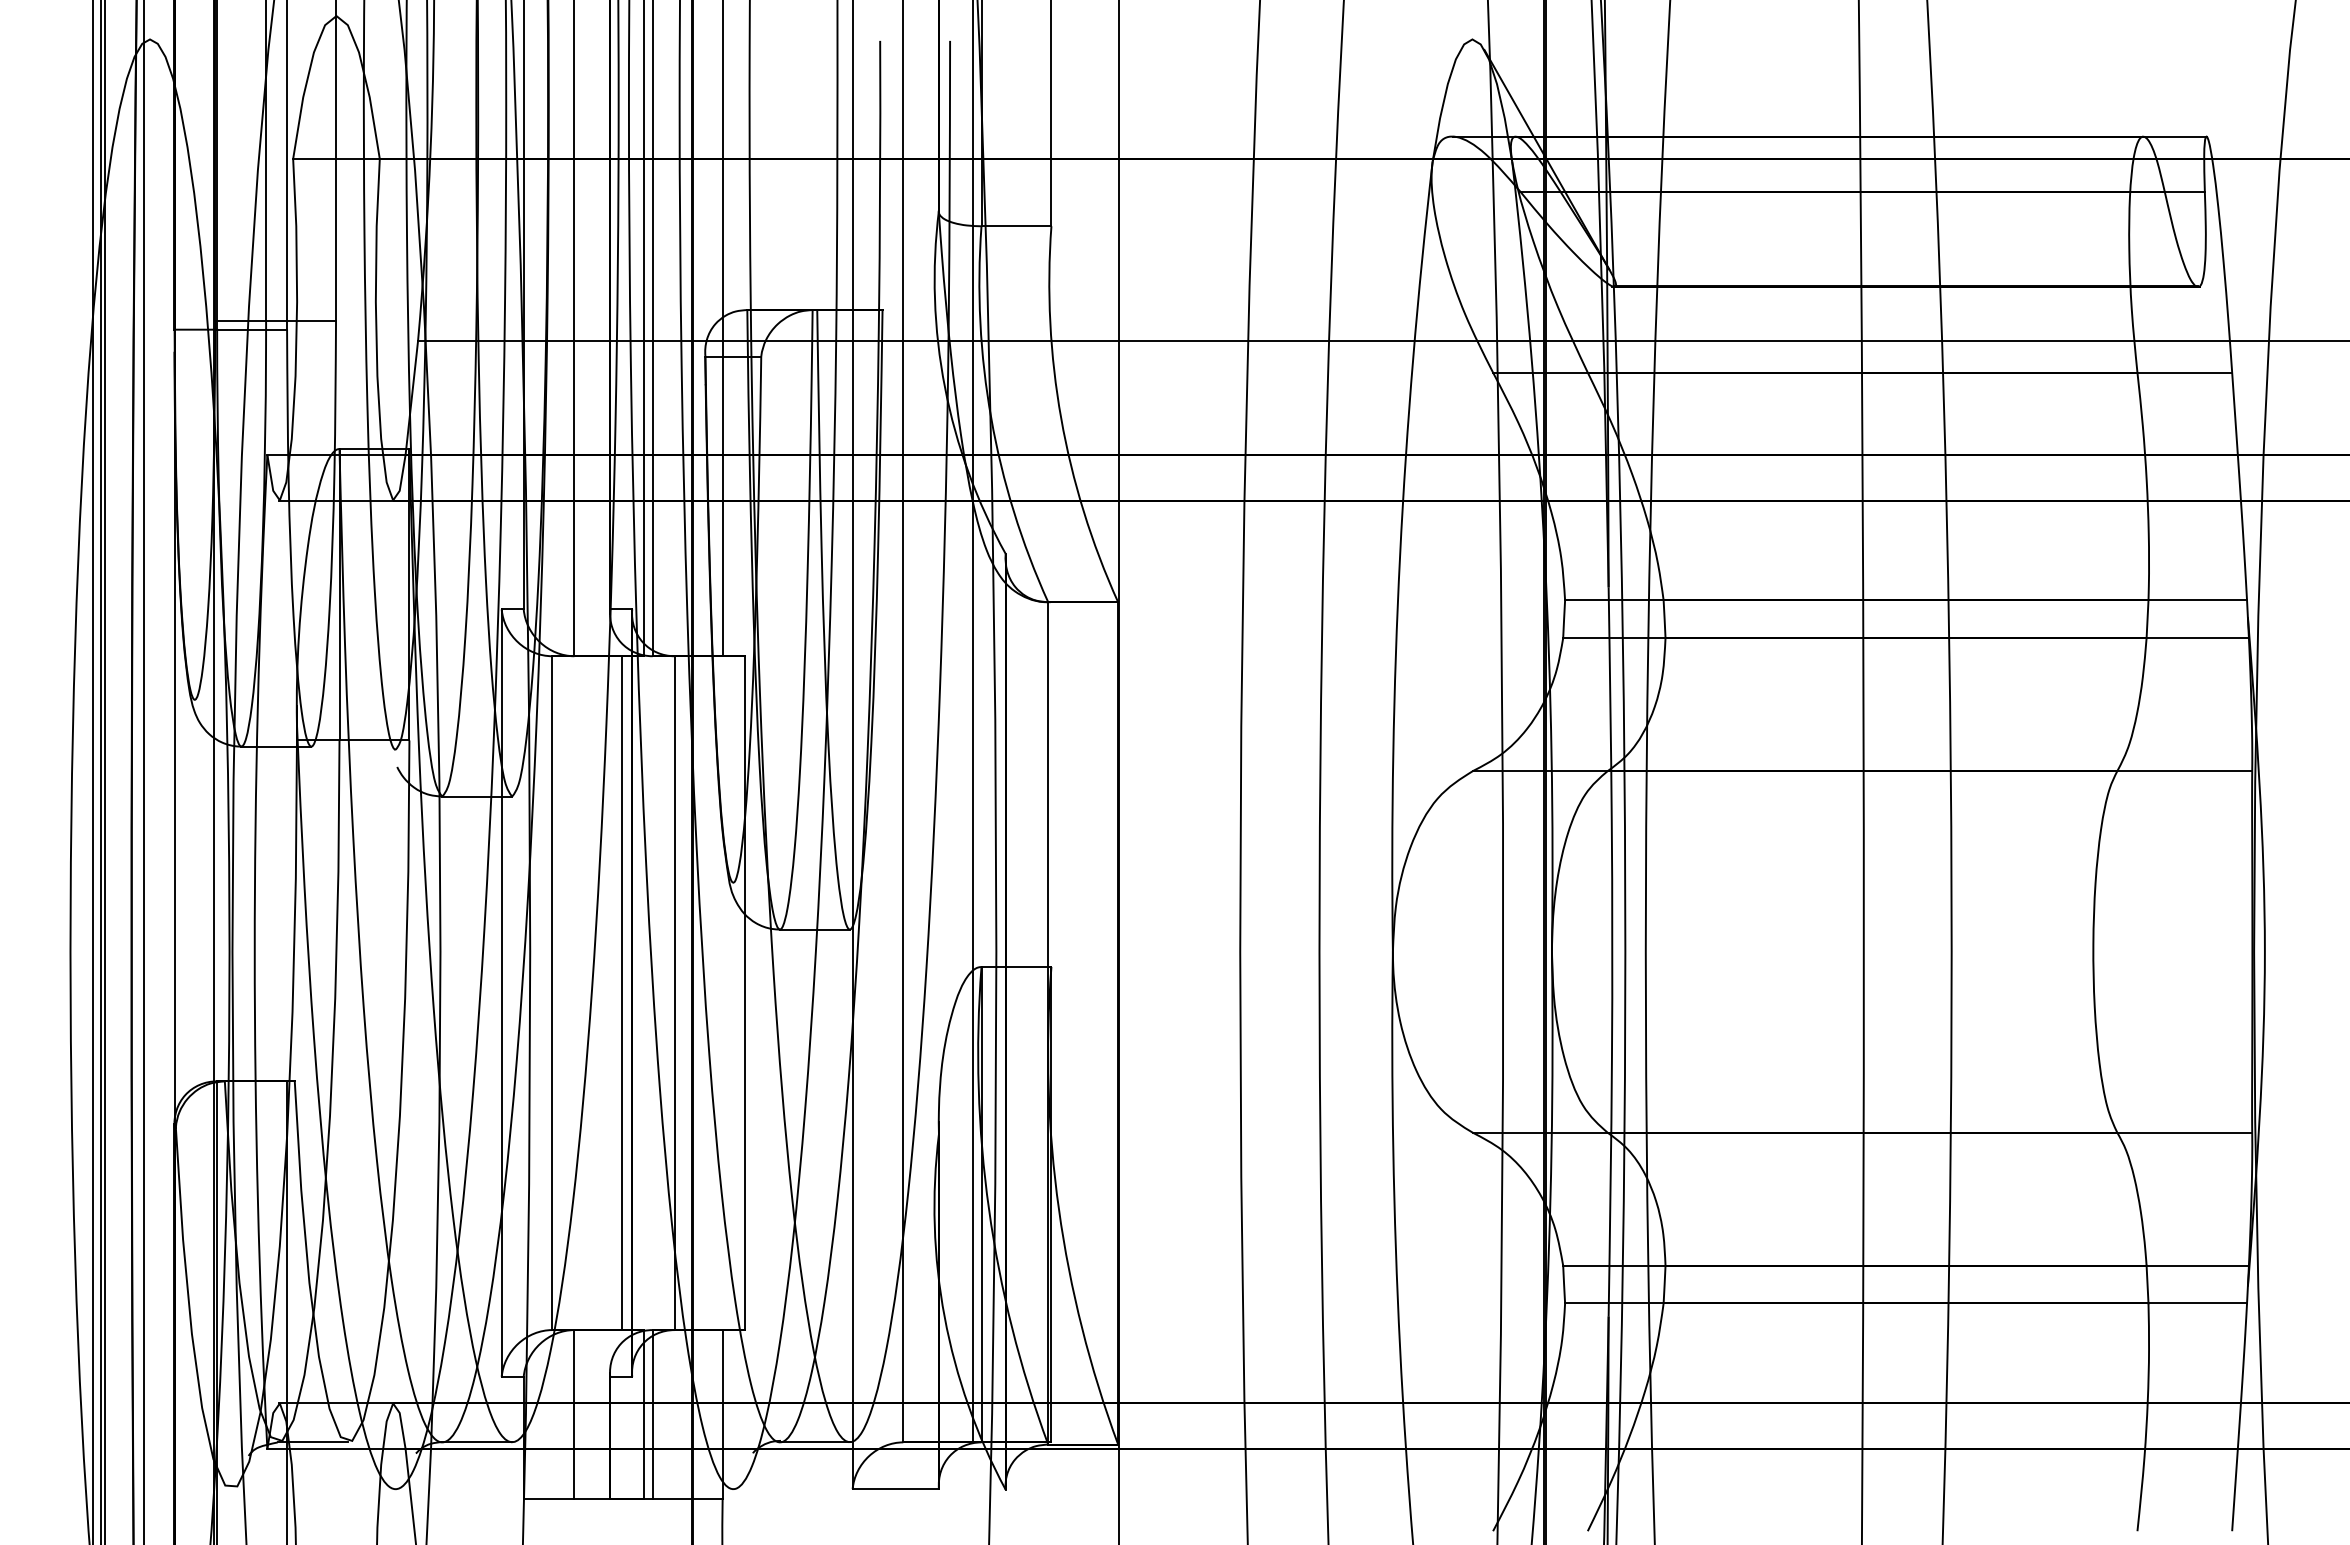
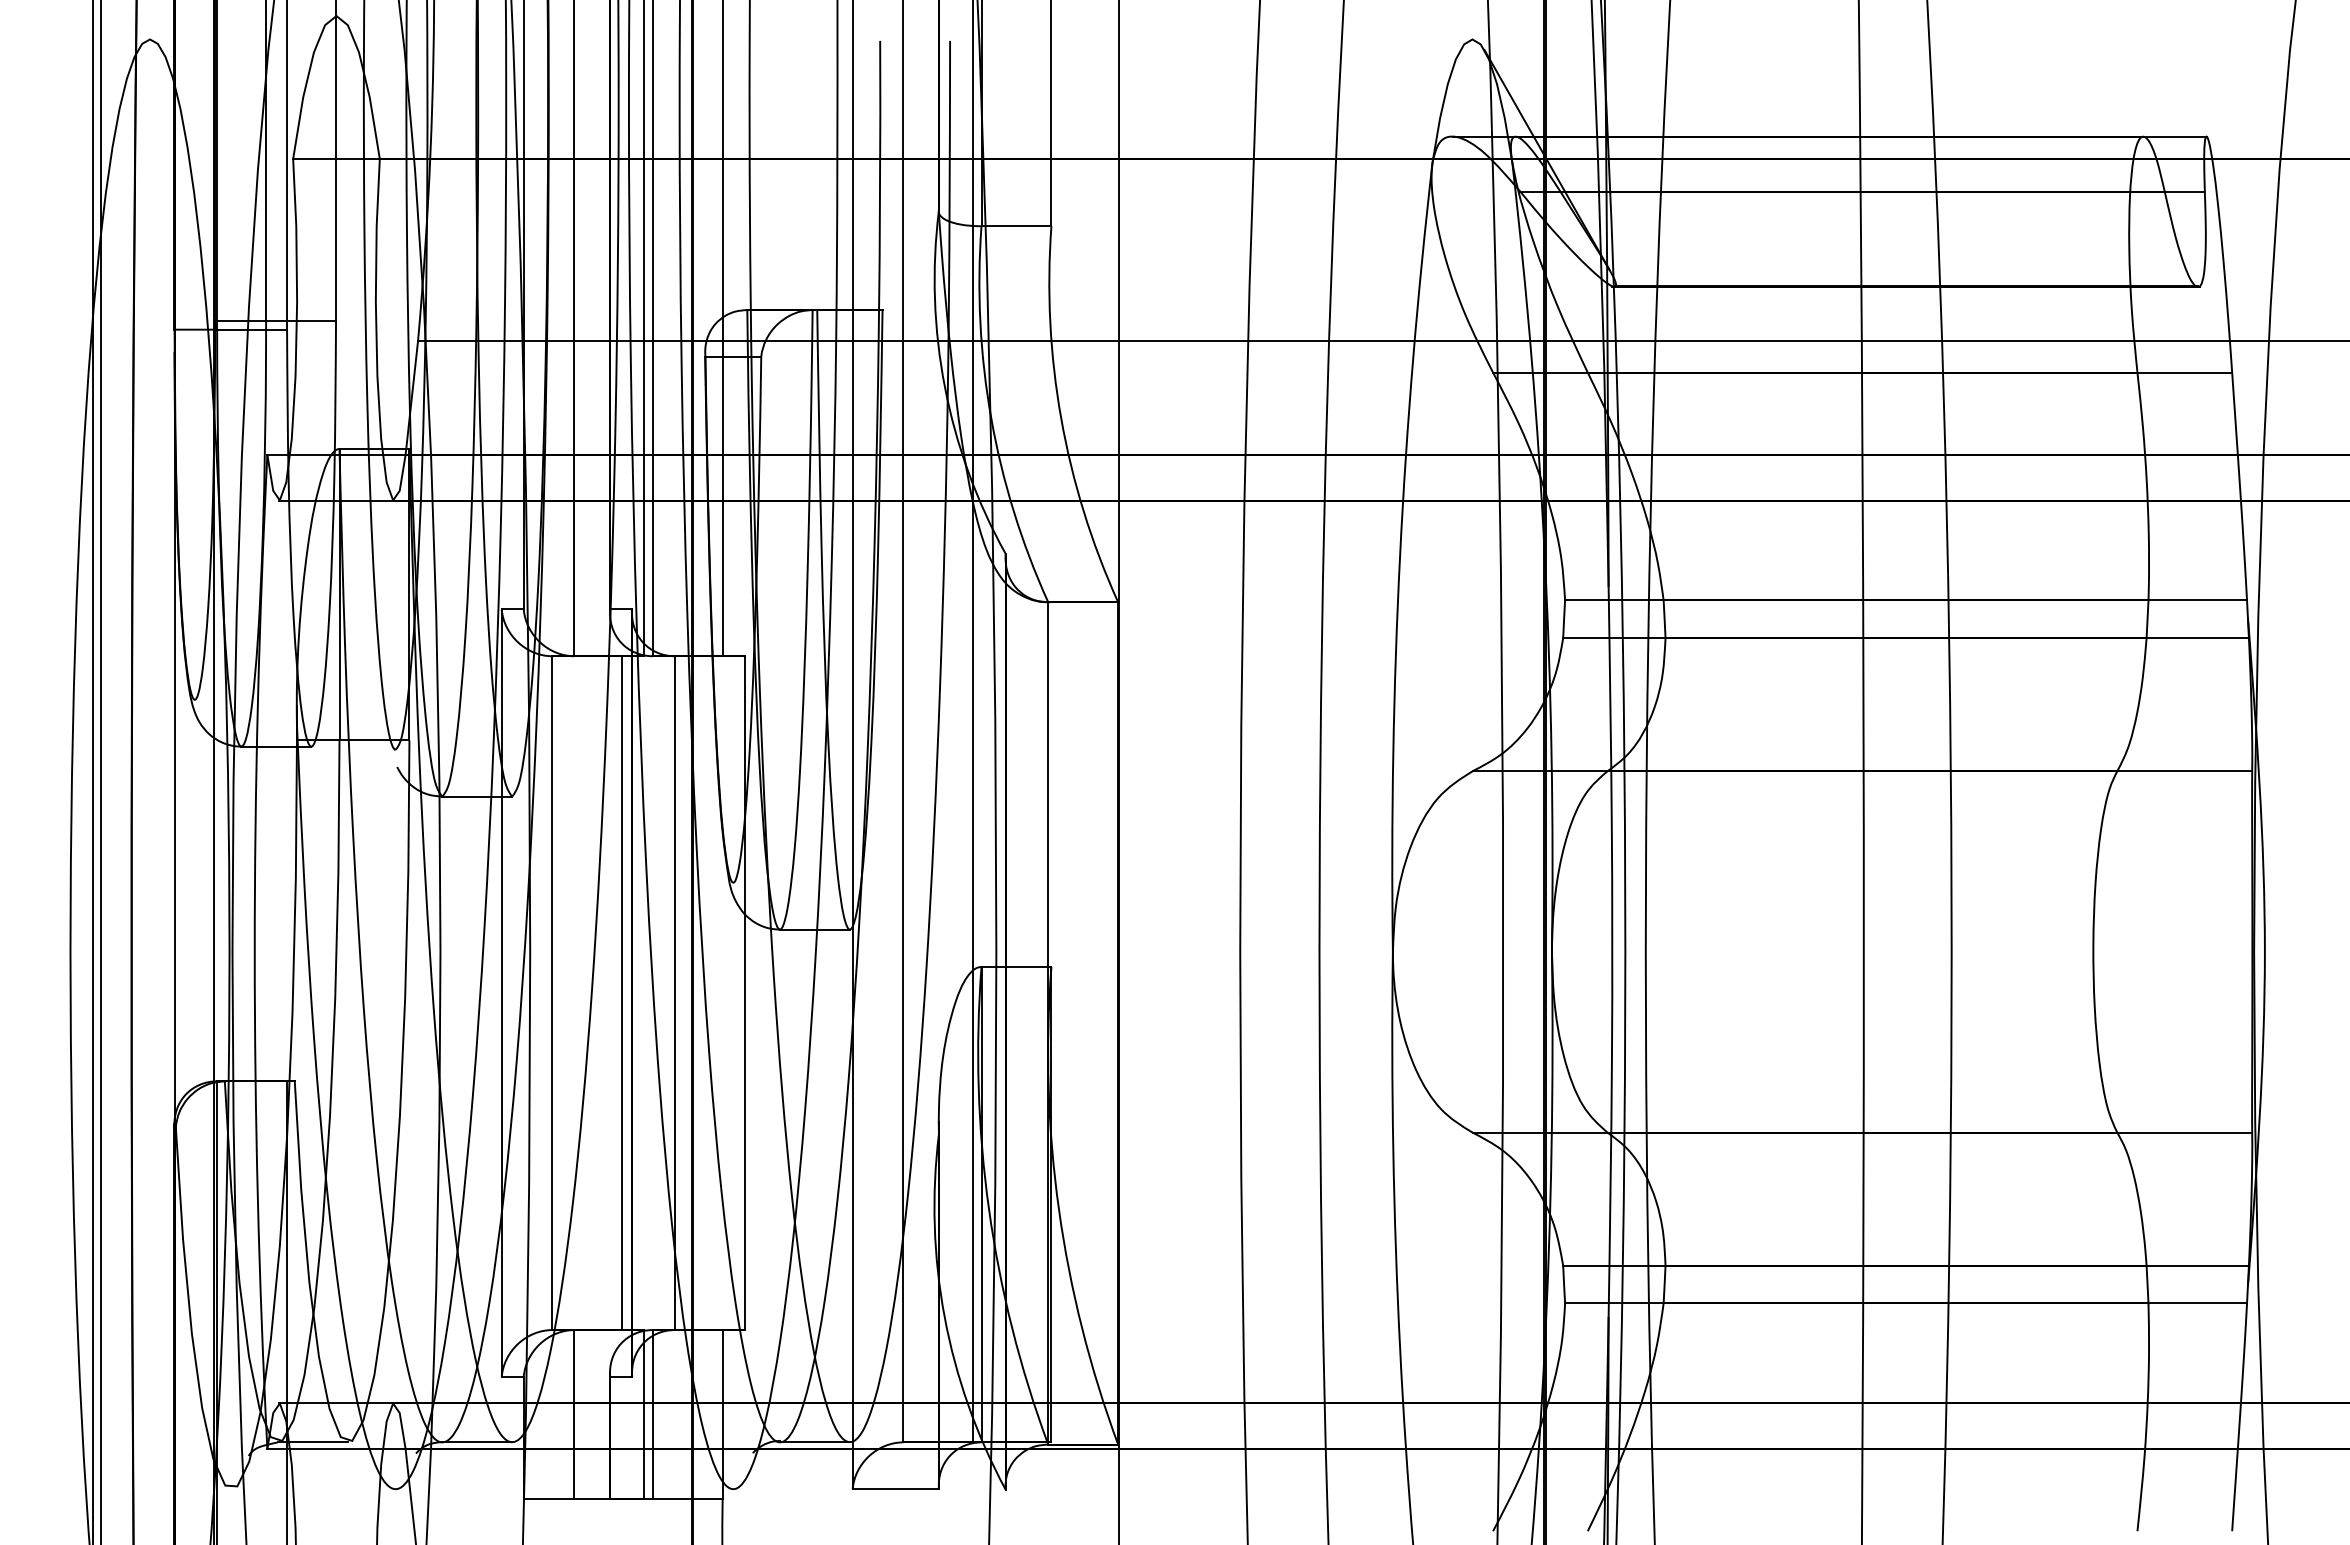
line: present -> none (104, 771)
line: present -> none (143, 771)
